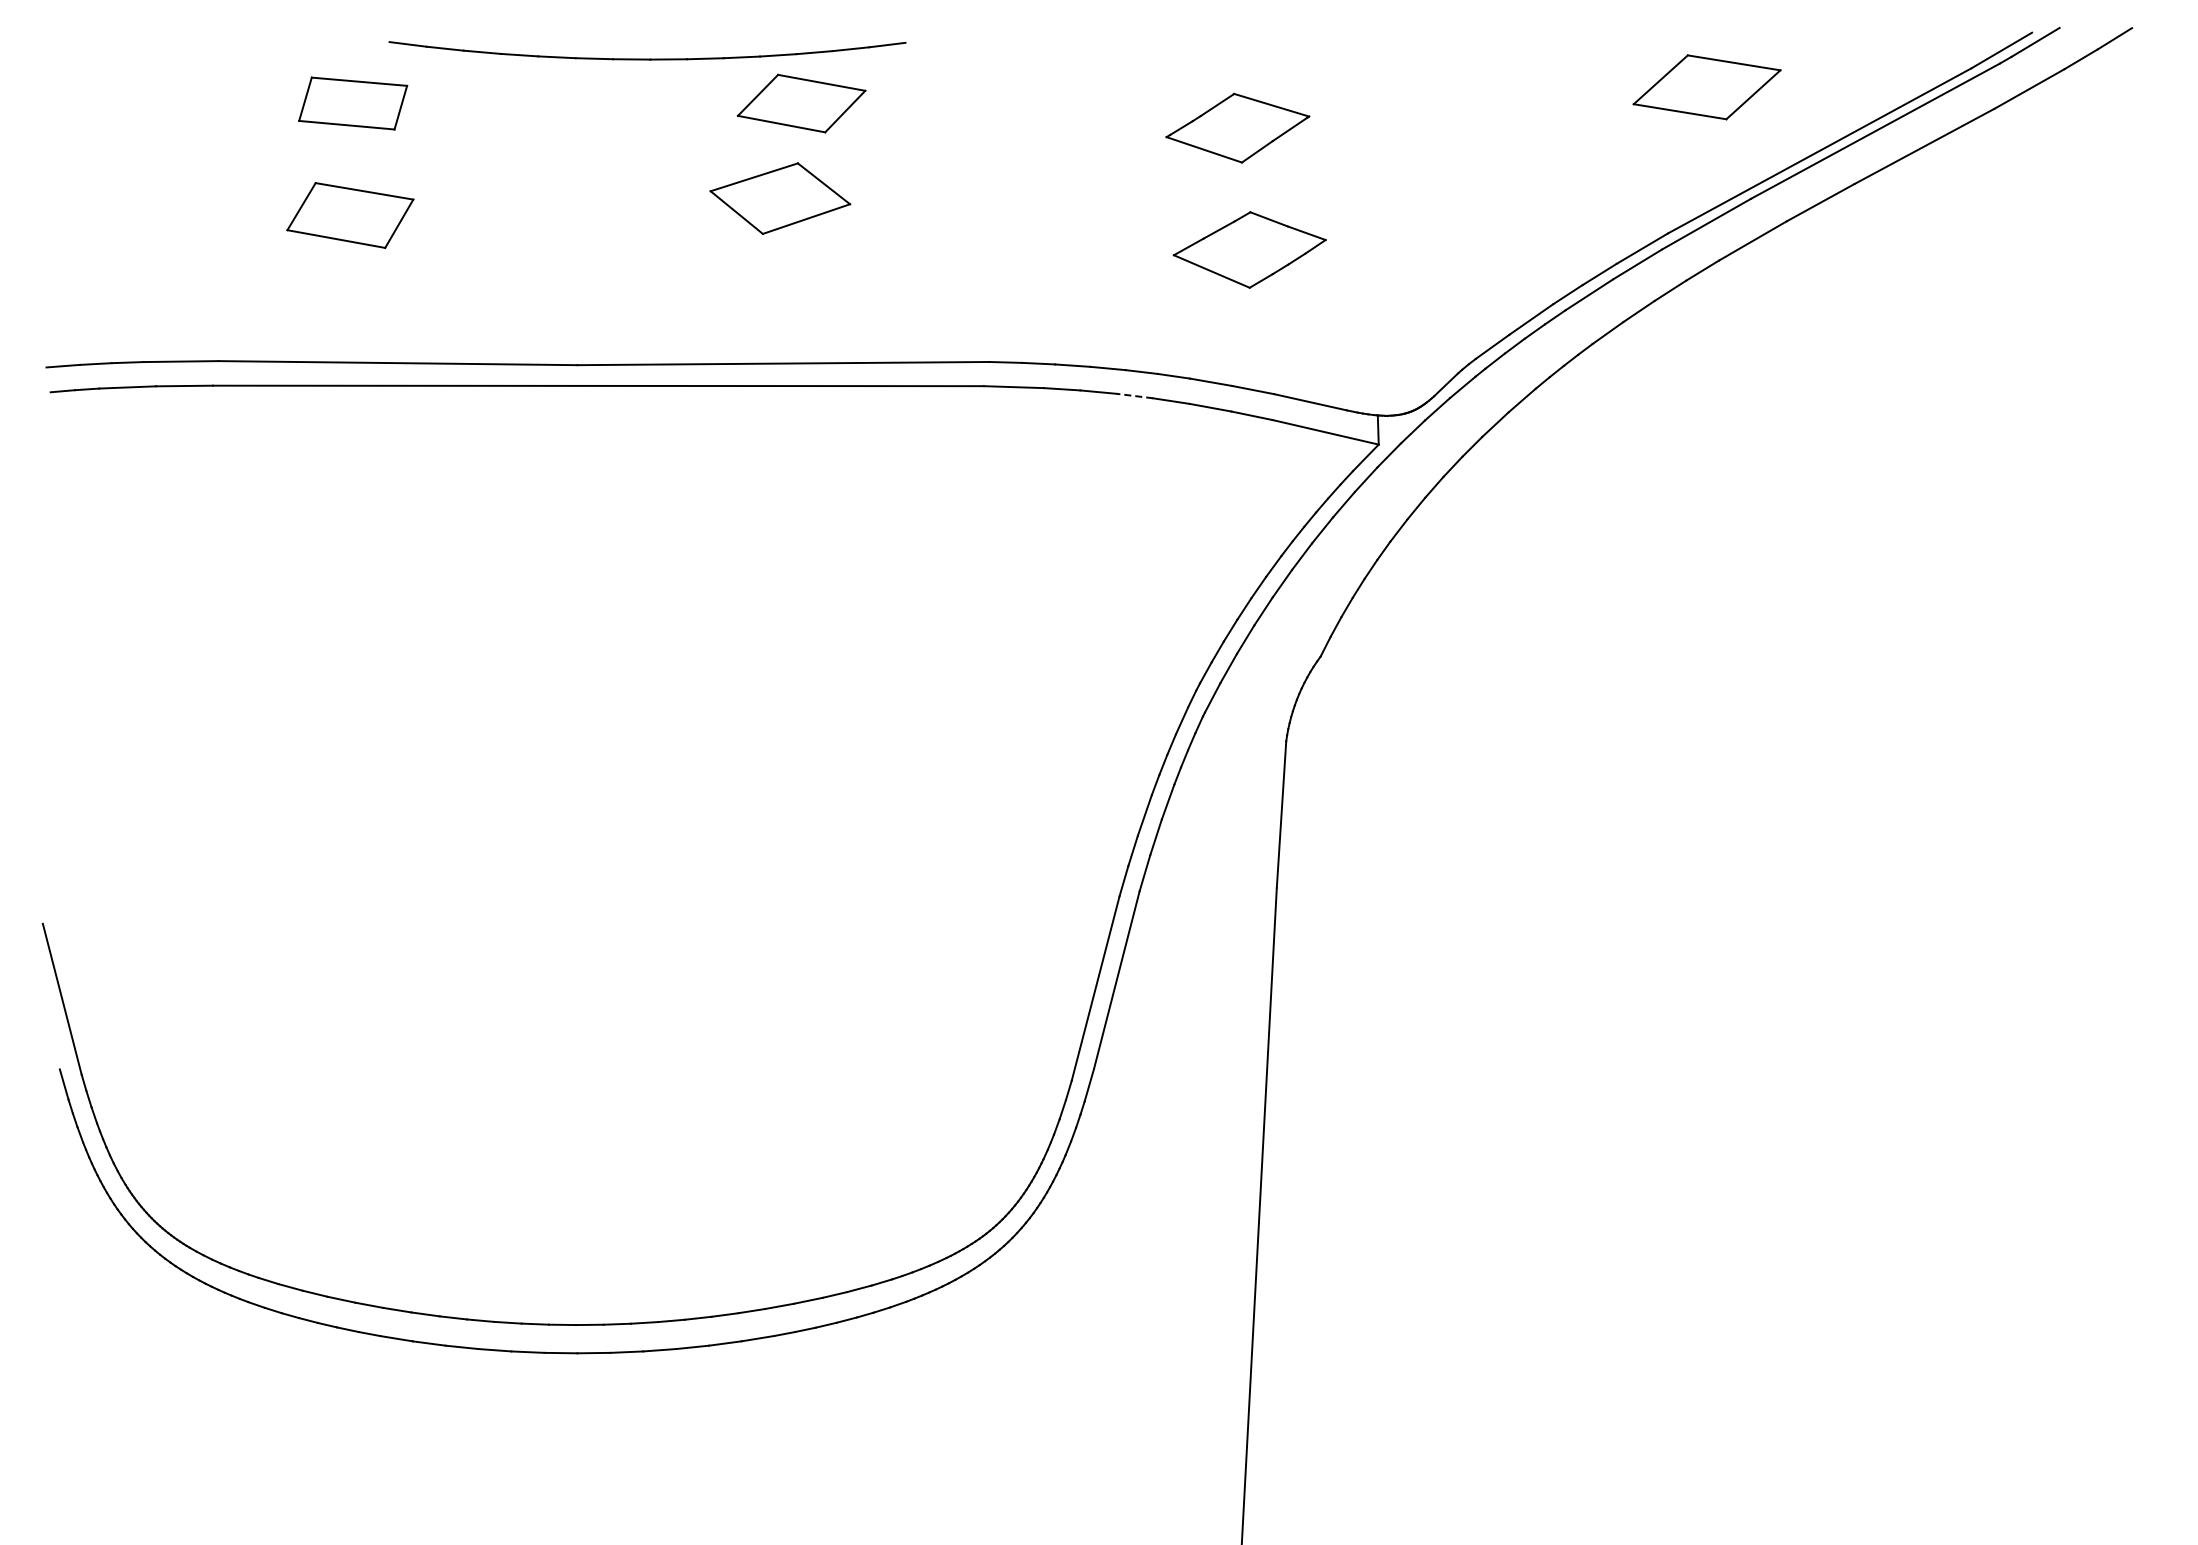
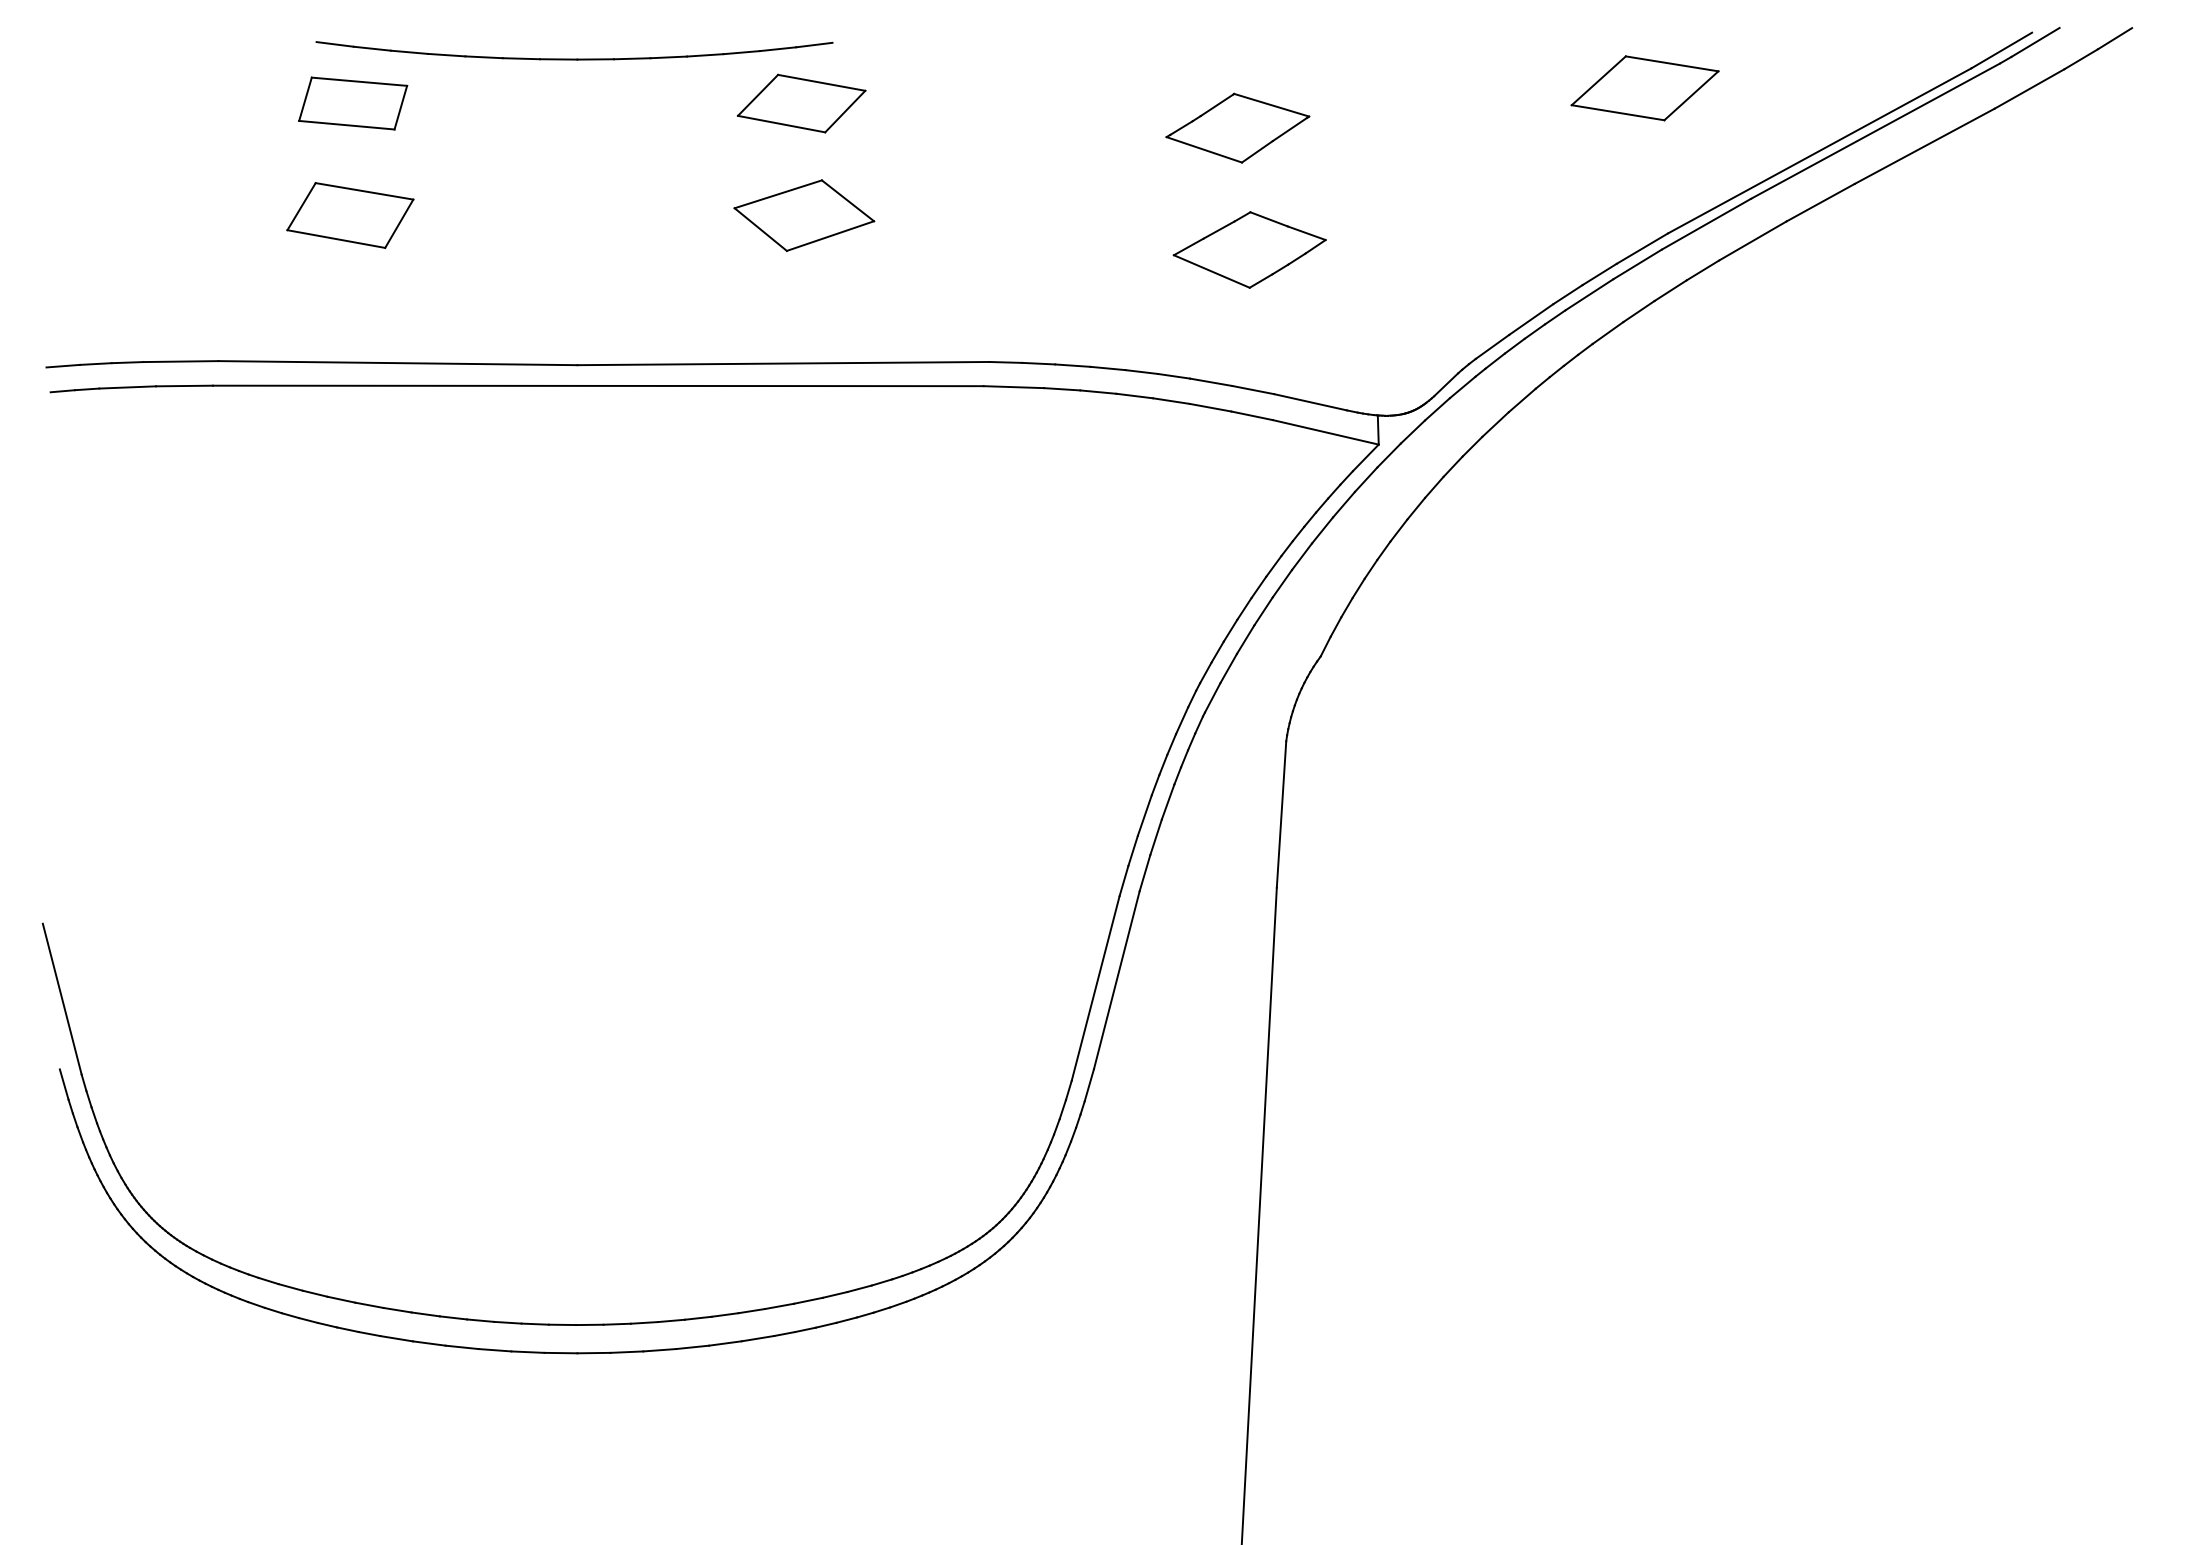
part position: (647, 58) -> (574, 58) (574, 58)
part position: (1706, 87) -> (1644, 88) (1644, 88)
part position: (780, 198) -> (804, 215) (804, 215)
line: dashed -> solid (1134, 395)
